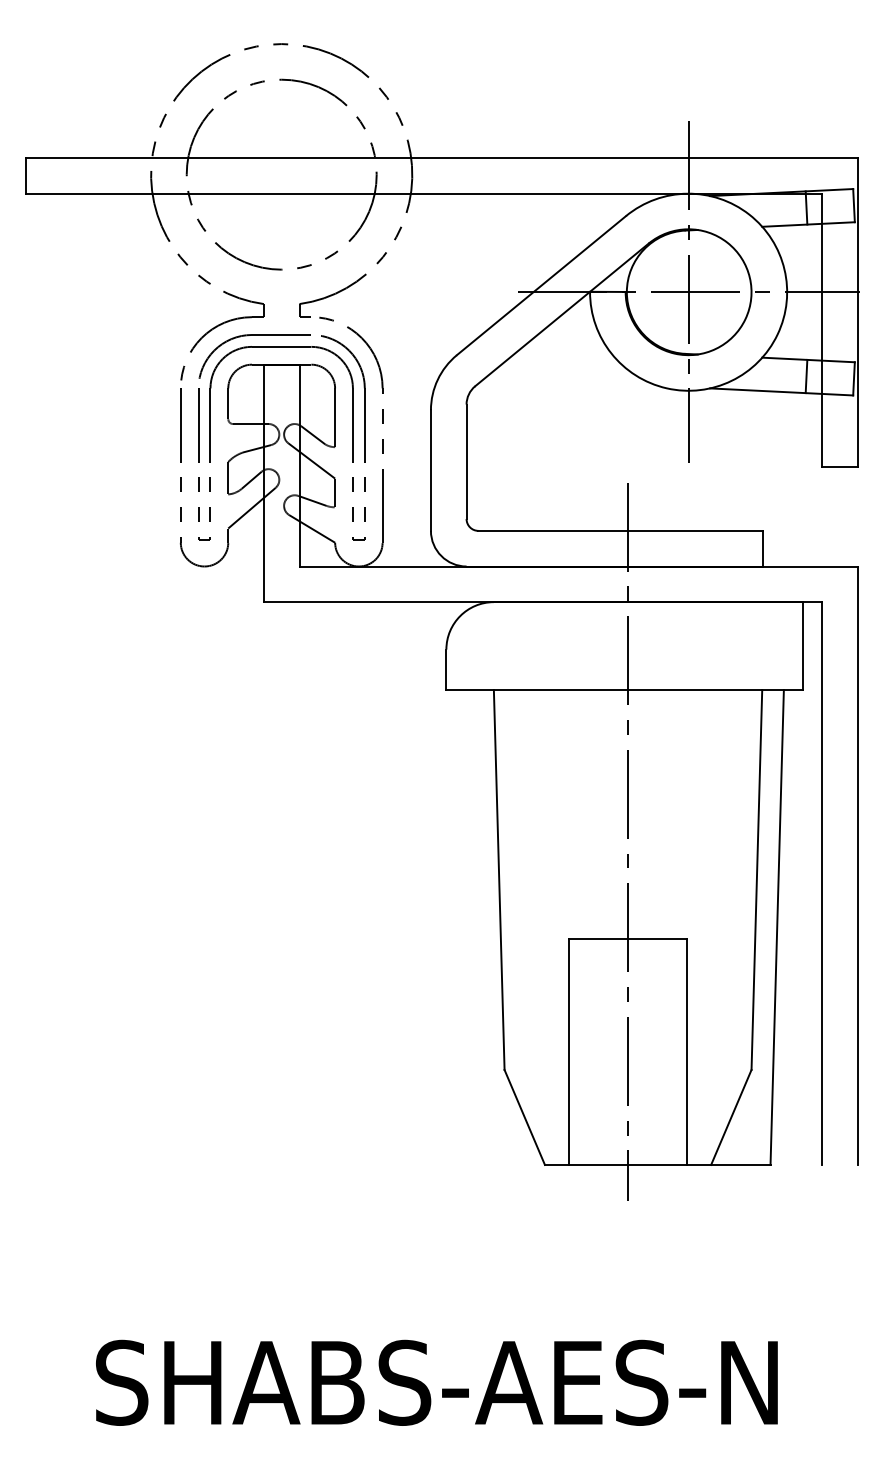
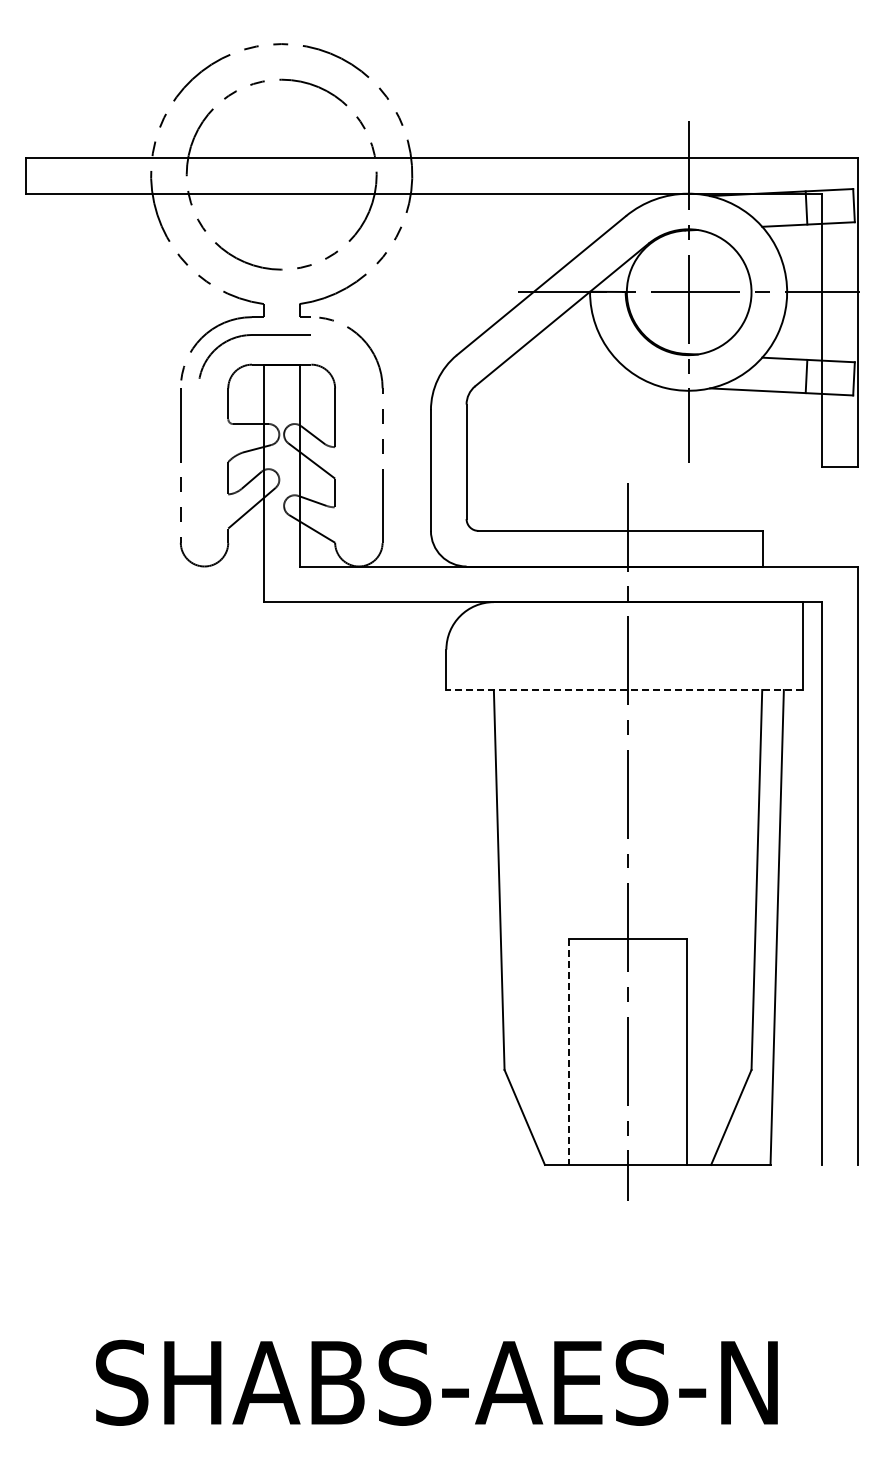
part: present -> none (210, 437)
line: solid -> dashed (623, 690)
line: solid -> dashed (568, 1052)
